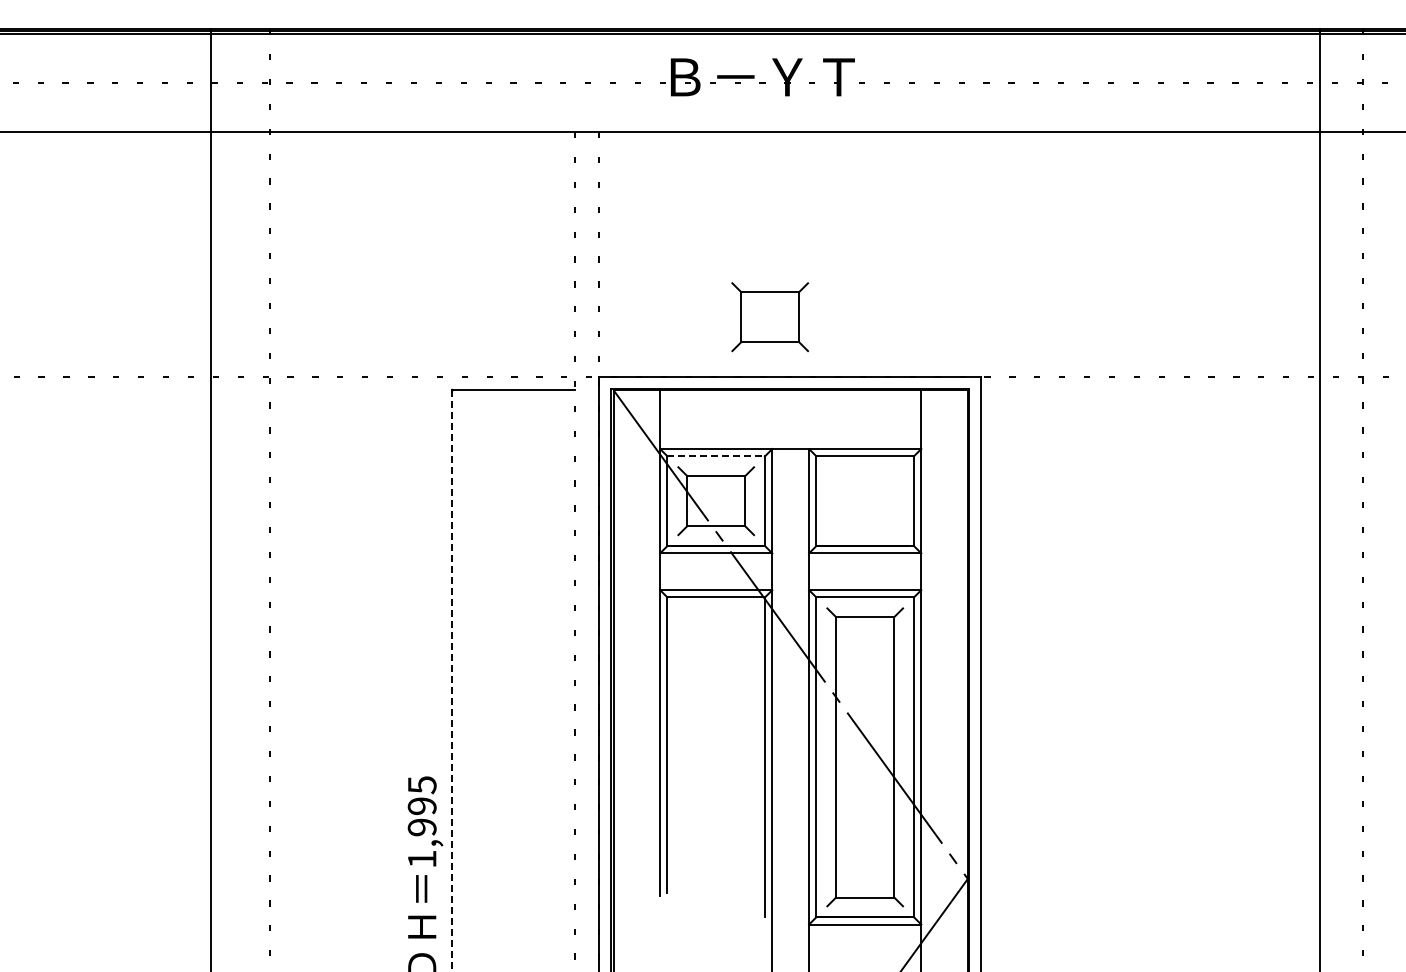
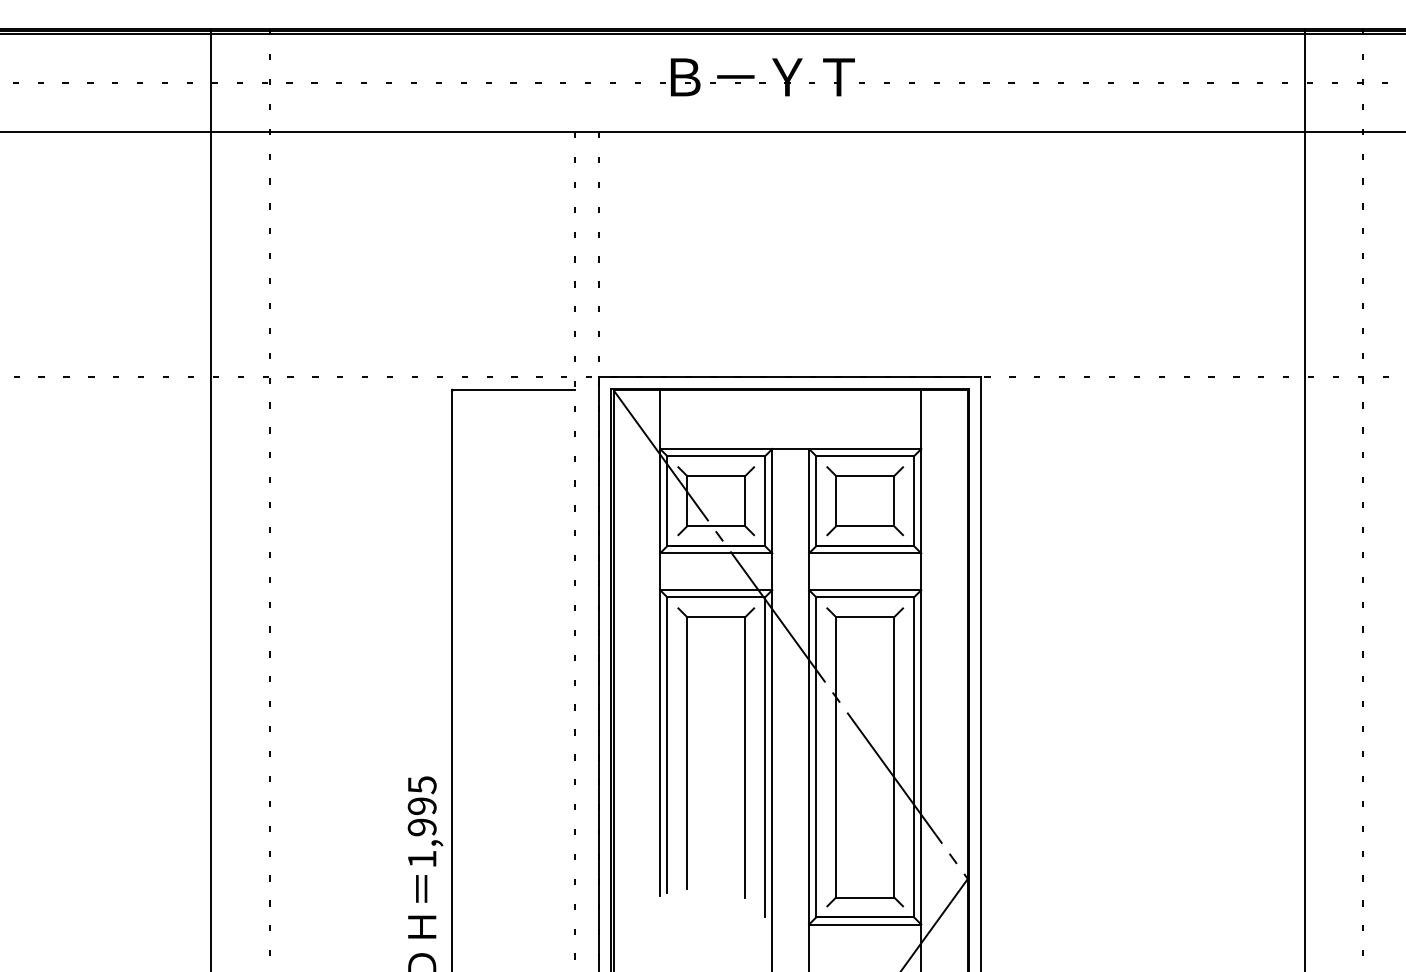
part position: (770, 317) -> (865, 501) (865, 501)
line: dashed -> solid (716, 456)
line position: (1319, 498) -> (1304, 498) (1304, 498)
line: dashed -> solid (452, 681)
part: none -> present (744, 752)
